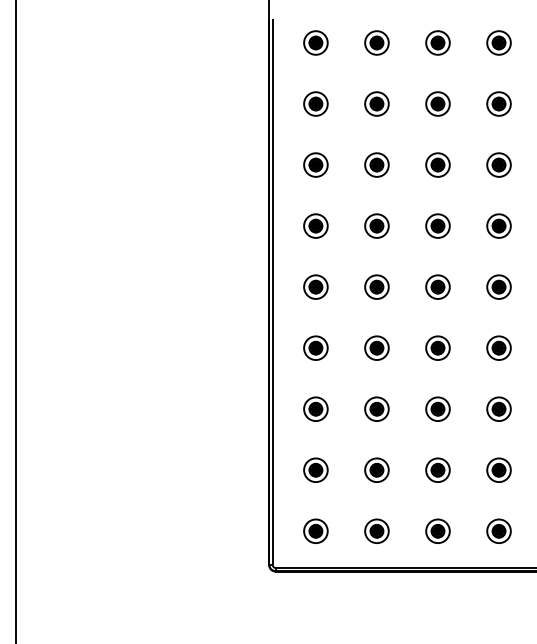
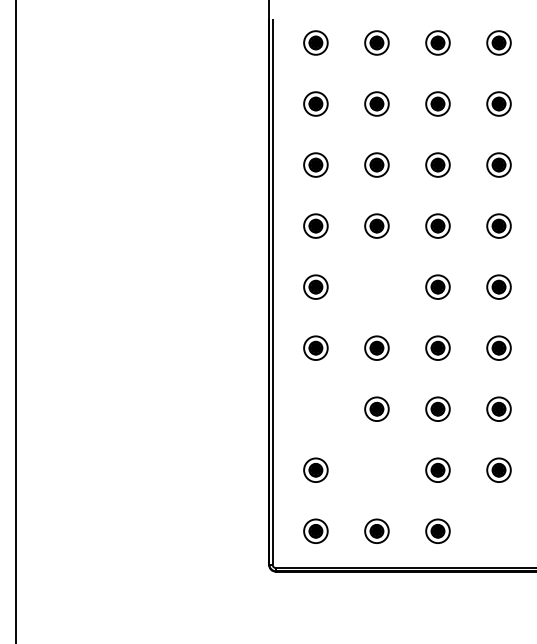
part: present -> none (376, 286)
part: present -> none (315, 408)
part: present -> none (376, 469)
part: present -> none (498, 530)
